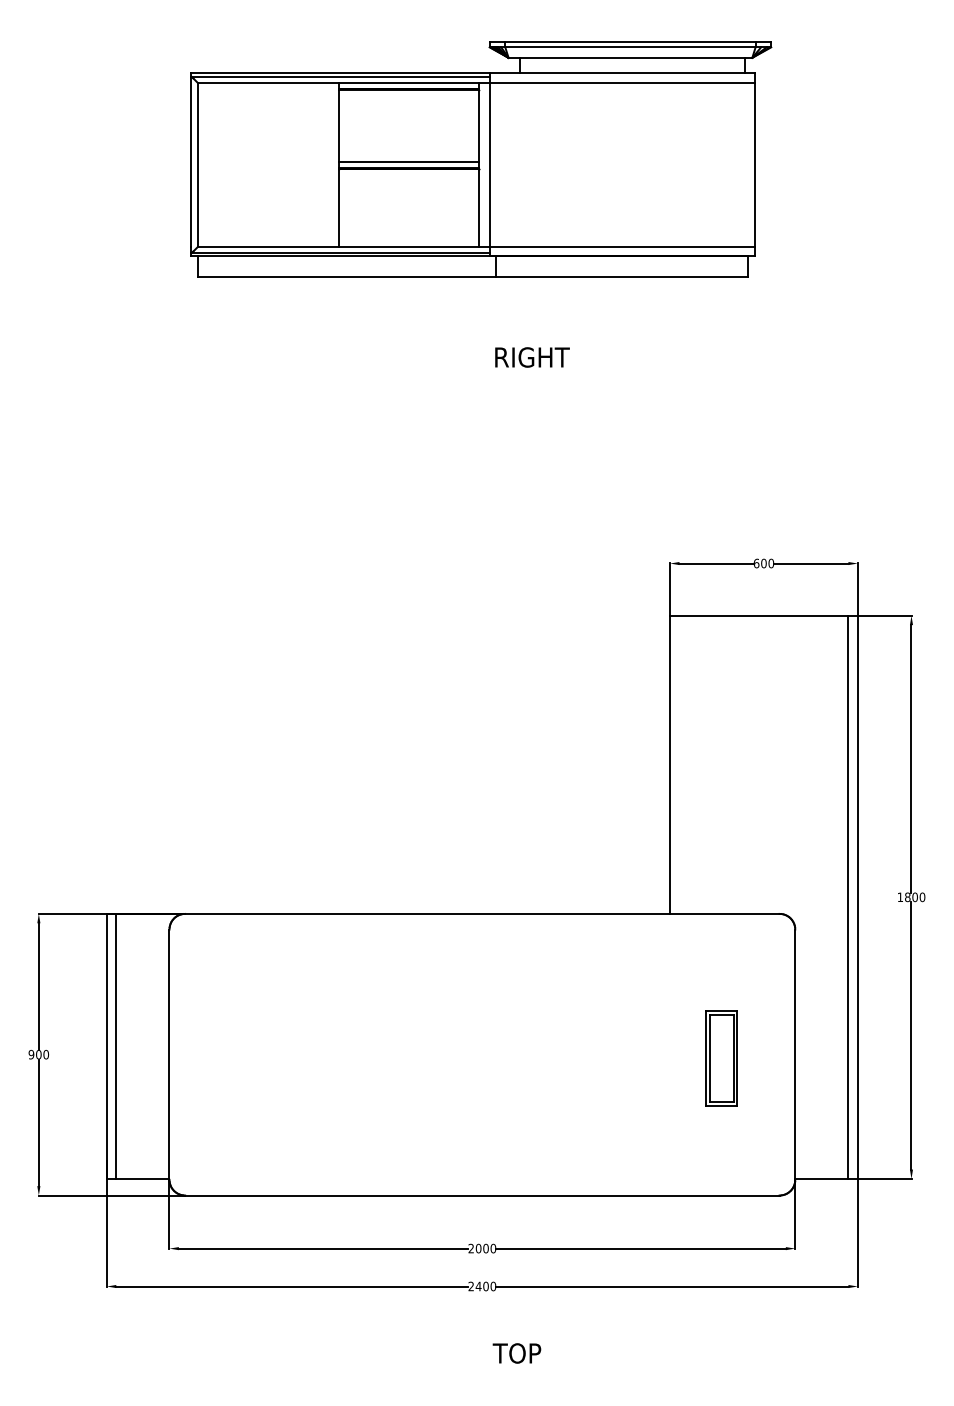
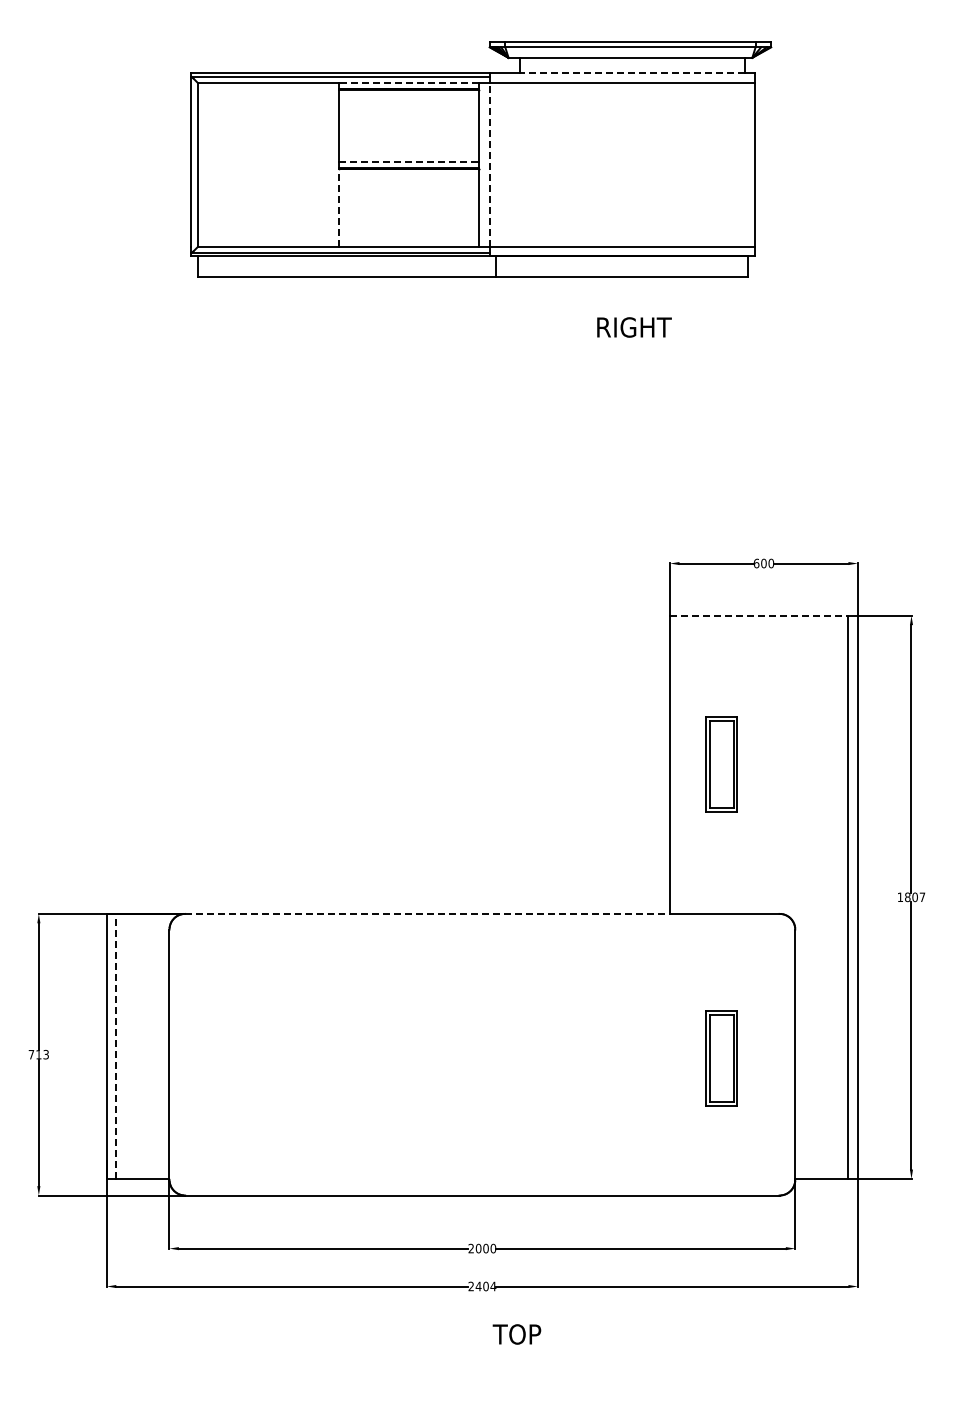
line: solid -> dashed (632, 73)
line: solid -> dashed (408, 82)
line: solid -> dashed (409, 162)
line: solid -> dashed (489, 164)
line: solid -> dashed (338, 208)
text position: (532, 357) -> (634, 327) (634, 327)
line: solid -> dashed (759, 615)
part: none -> present (721, 764)
text: 1800 -> 1807 (922, 897)
line: solid -> dashed (428, 913)
line: solid -> dashed (116, 1046)
text: 900 -> 713 (38, 1054)
text: 2400 -> 2404 (493, 1286)
text position: (516, 1353) -> (516, 1334) (516, 1334)
